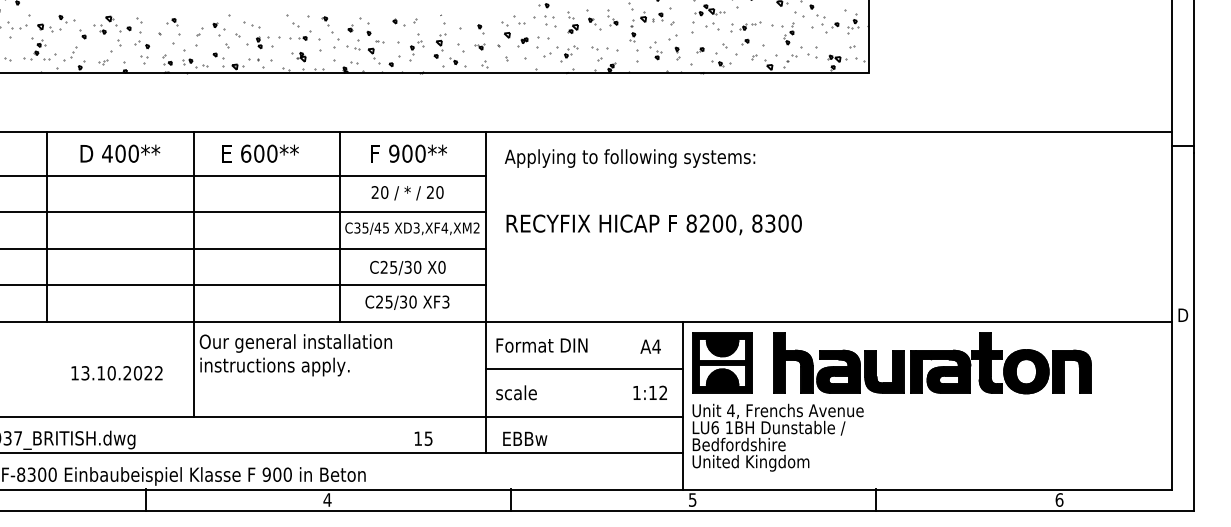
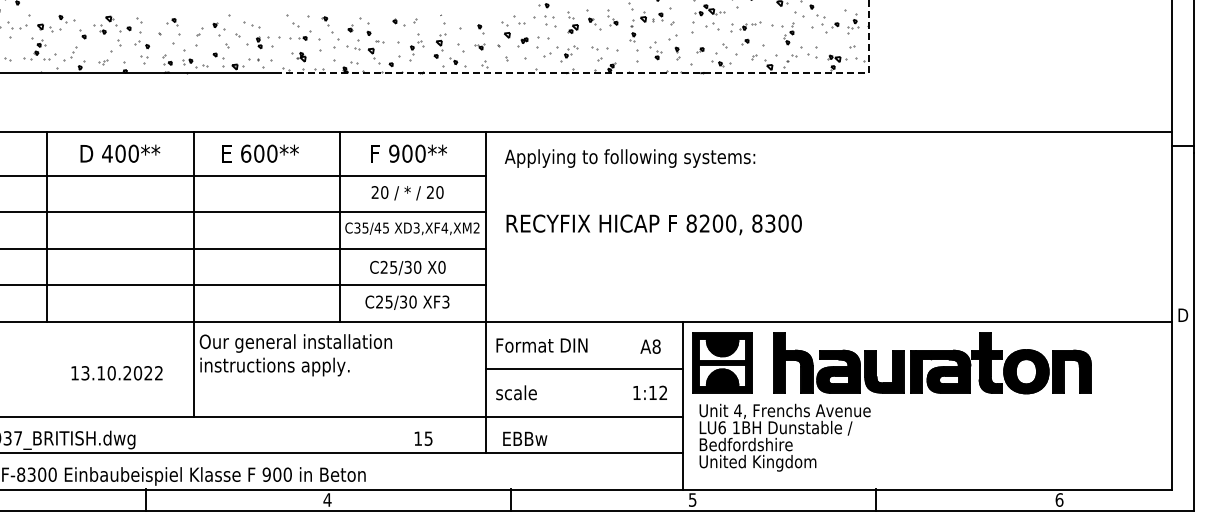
line: solid -> dashed (611, 73)
text: A4 -> A8 (656, 346)
text position: (777, 437) -> (784, 437) (784, 437)
